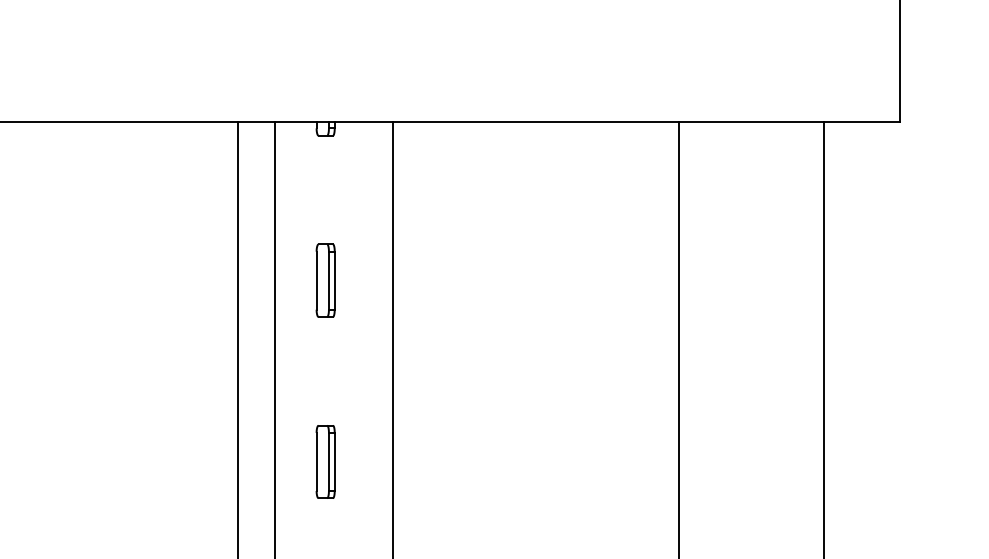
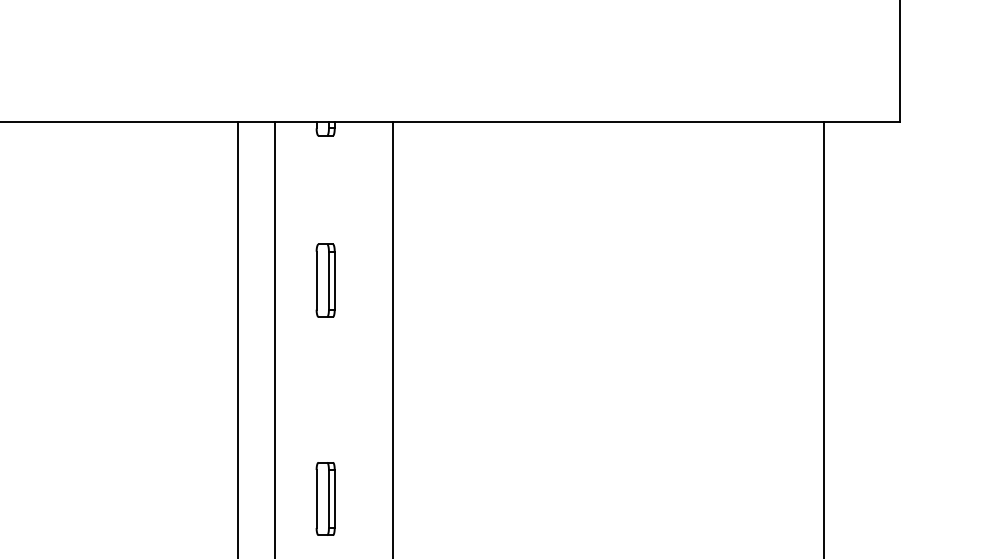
line: present -> none (679, 338)
part position: (325, 461) -> (325, 498) (325, 498)
